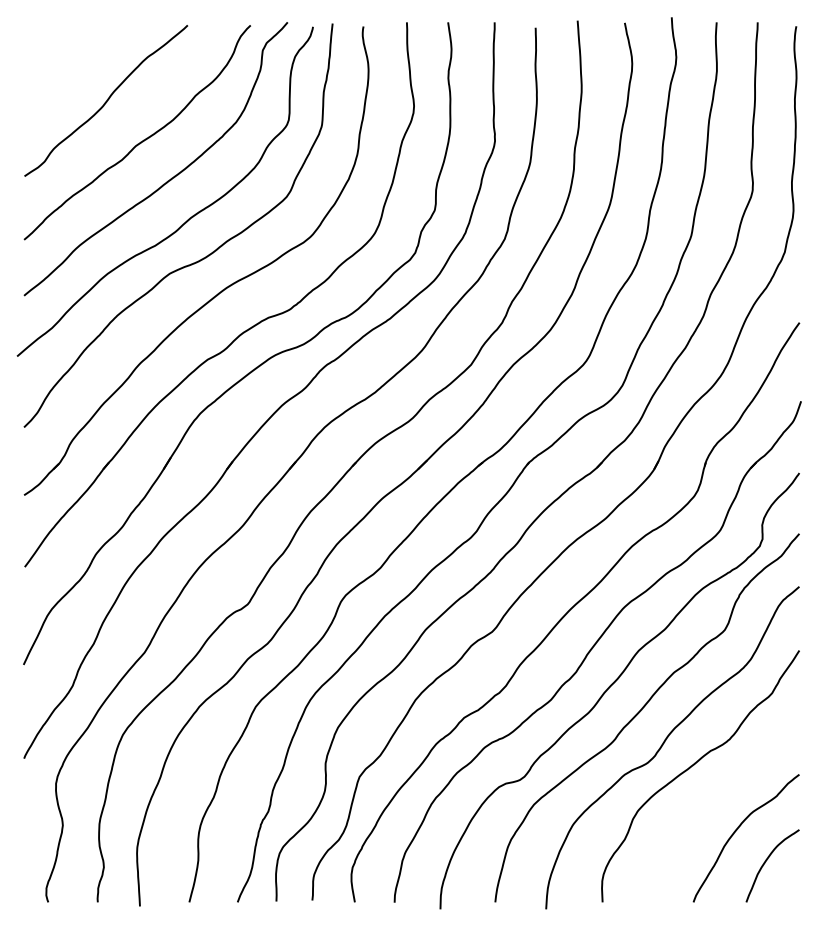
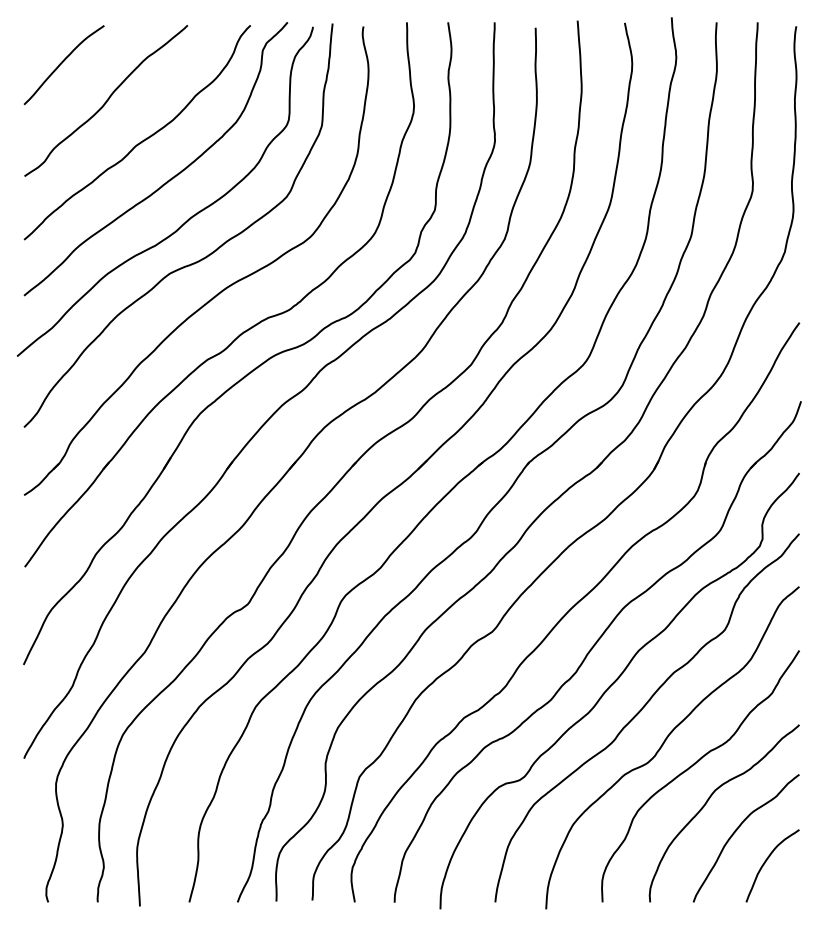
curve: none -> present (62, 63)
curve: none -> present (708, 801)
